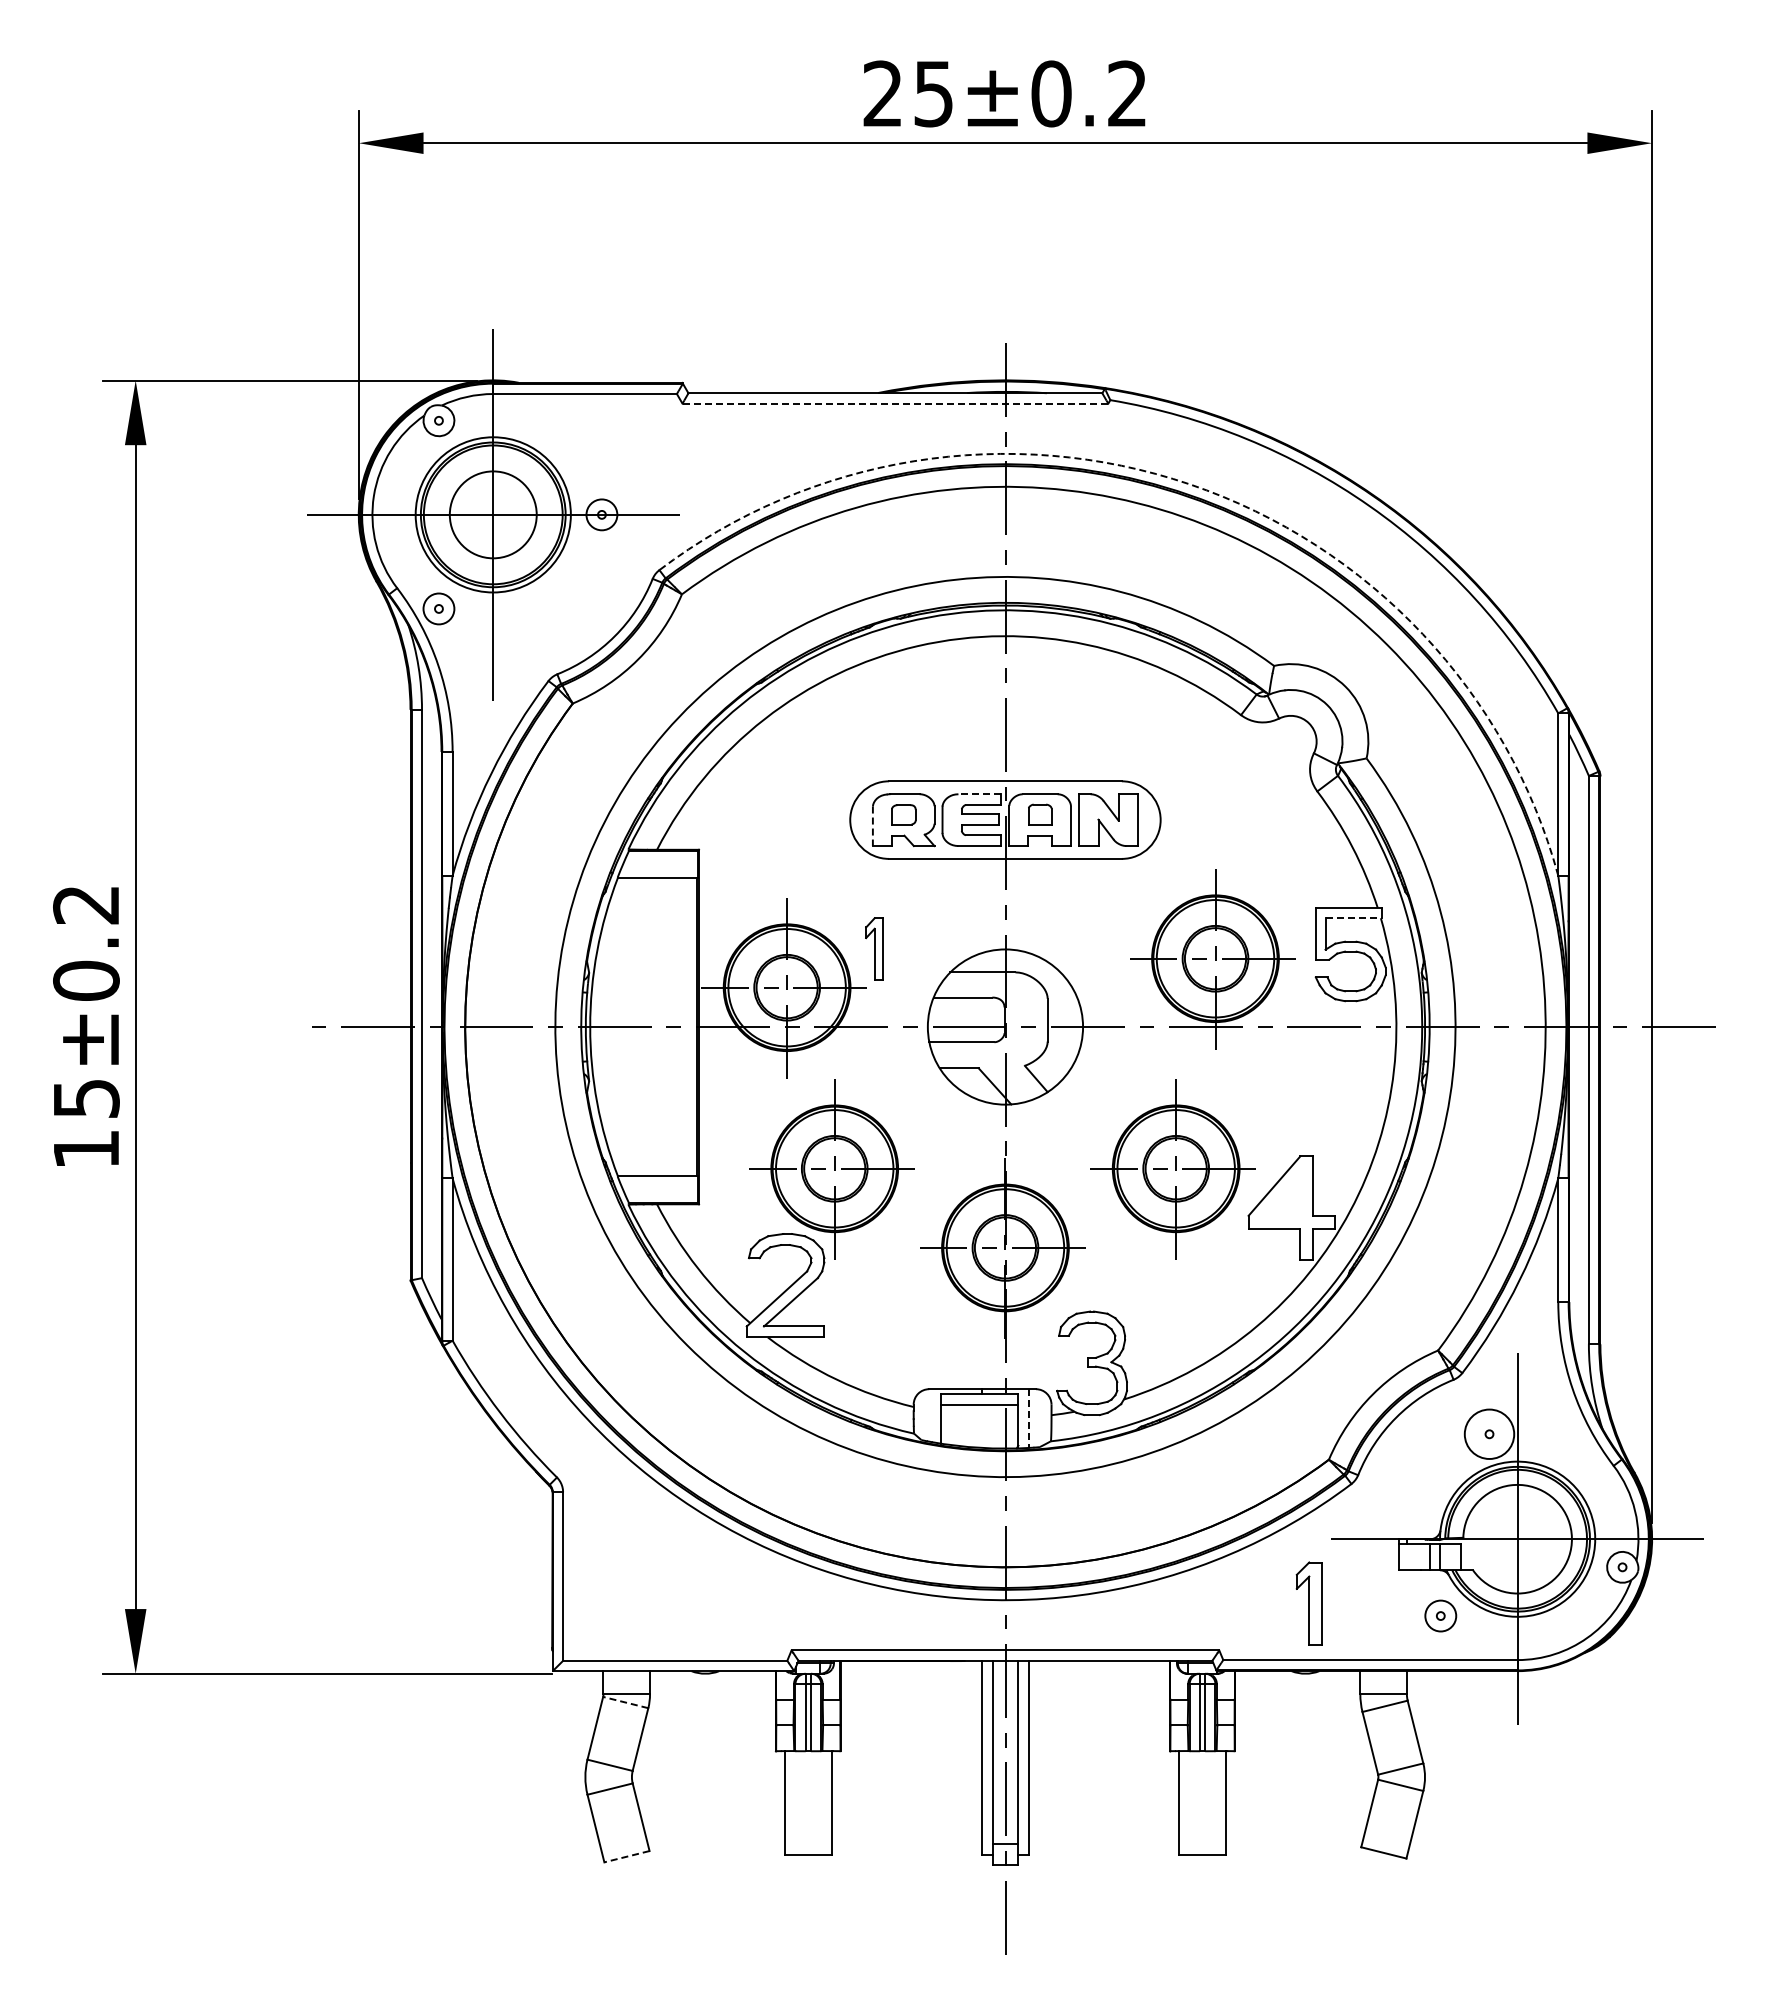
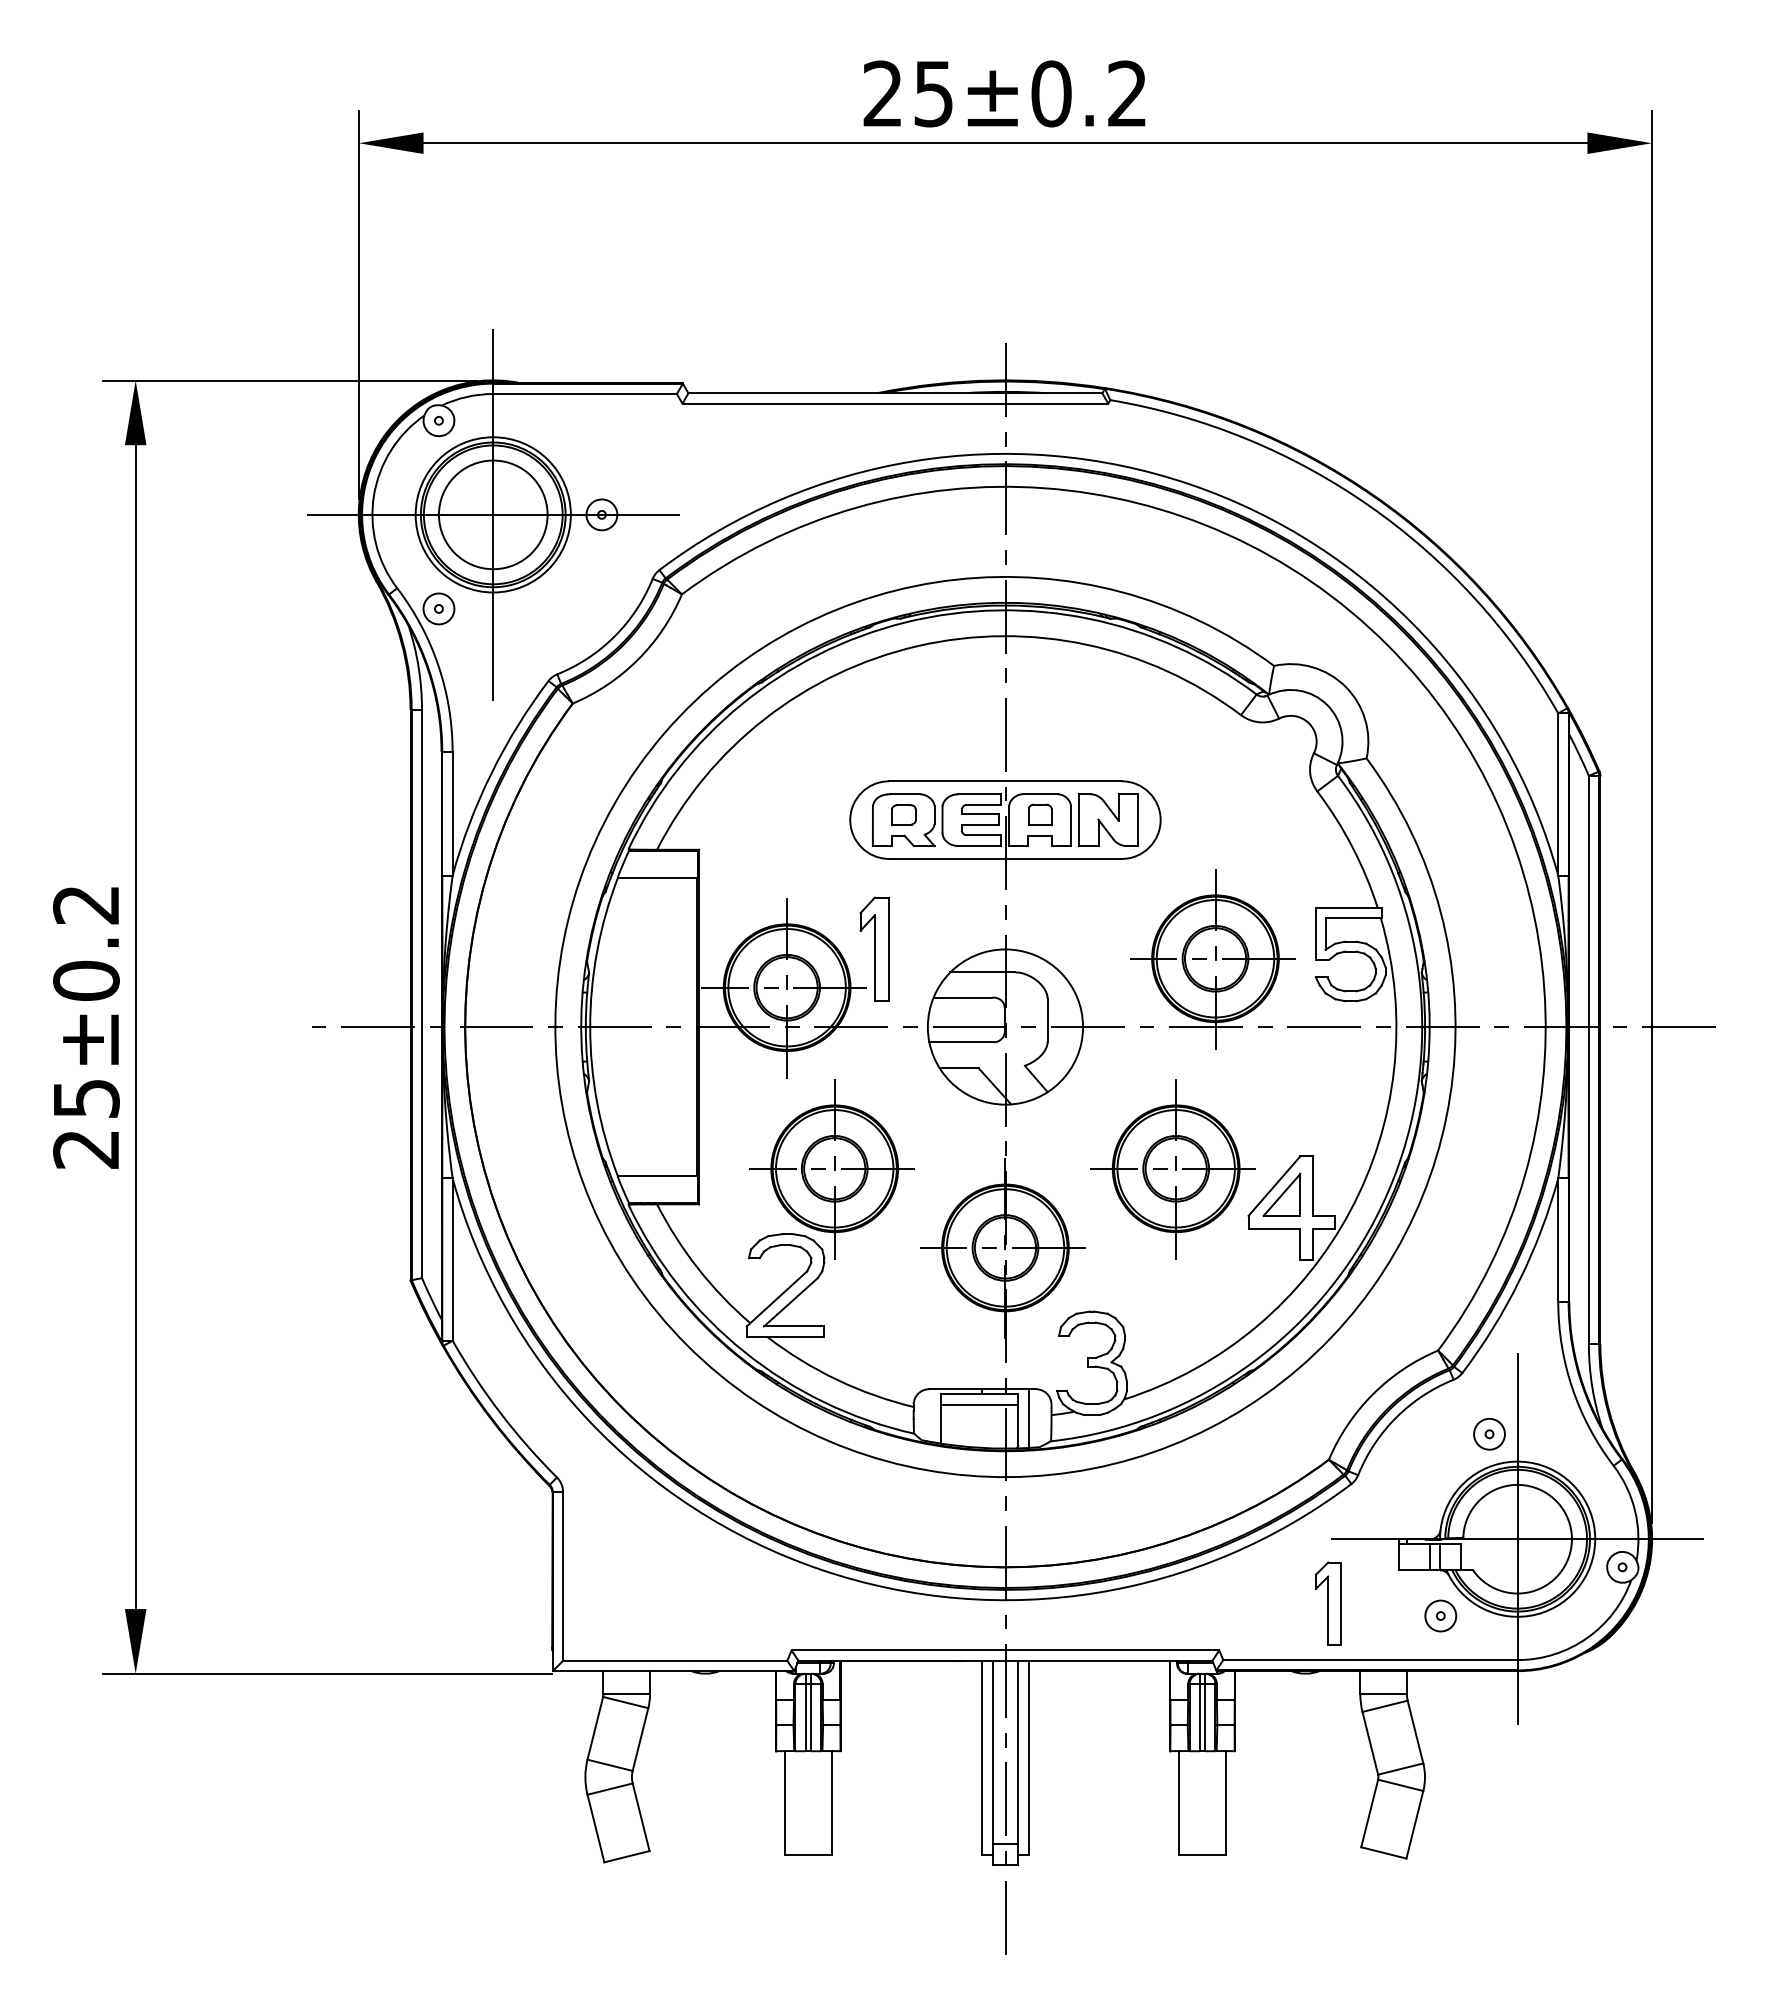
line: dashed -> solid (895, 403)
arc: dashed -> solid (1189, 484)
circle diameter: 87 px -> 109 px (492, 514)
line: dashed -> solid (979, 794)
line: dashed -> solid (872, 826)
line: dashed -> solid (1354, 917)
part size: 19x64 px -> 31x106 px (874, 948)
text: 15±0.2 -> 25±0.2 (85, 1149)
part: none -> present (1281, 1194)
line: dashed -> solid (1028, 1419)
circle diameter: 49 px -> 31 px (1489, 1433)
part position: (1308, 1603) -> (1327, 1603) (1327, 1603)
line: dashed -> solid (625, 1702)
line: dashed -> solid (626, 1856)
